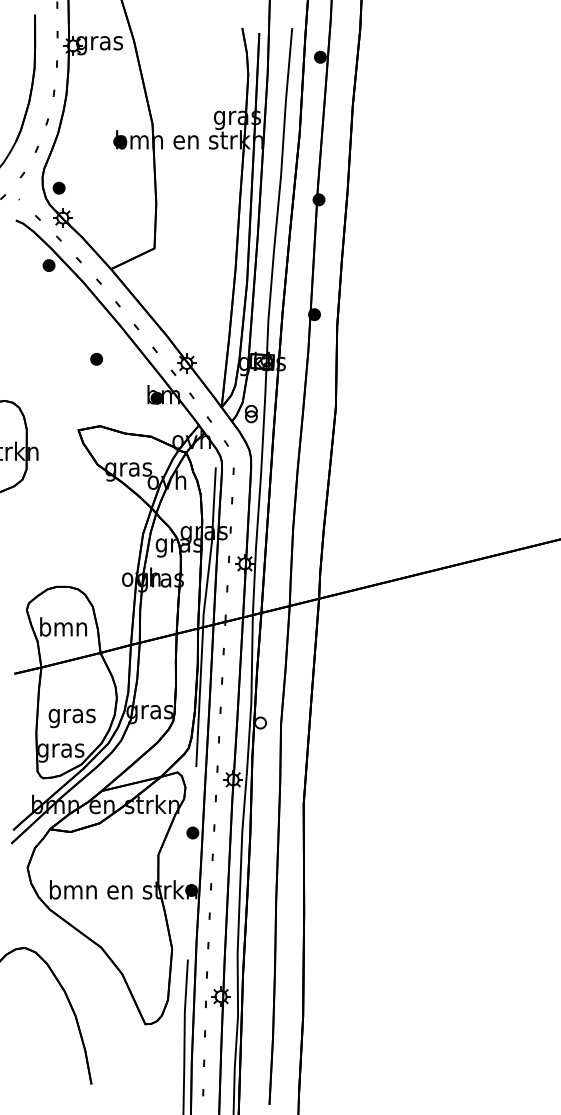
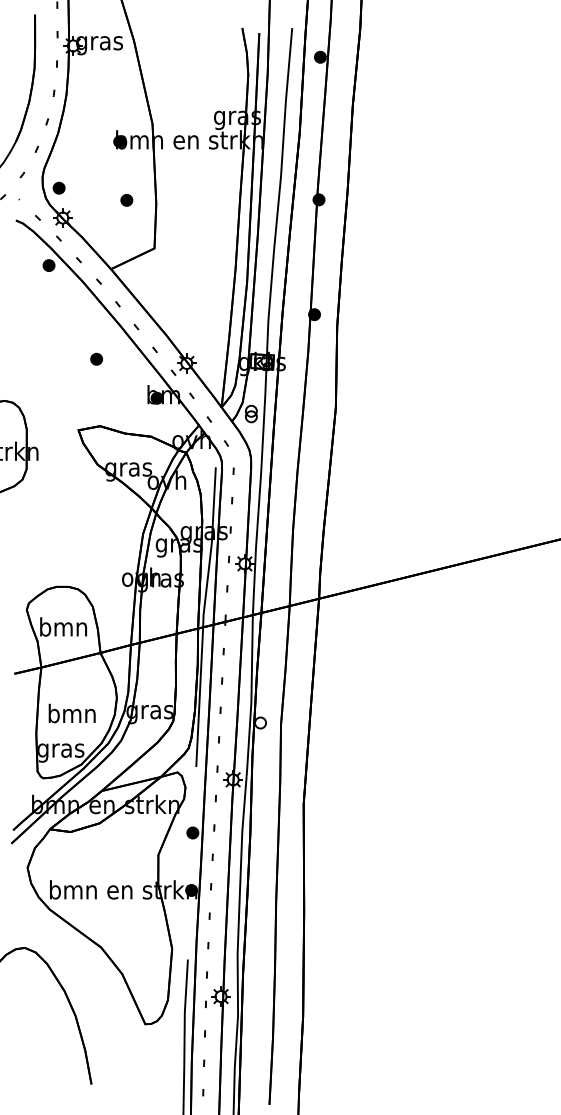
part: none -> present (126, 200)
text: gras -> bmn (71, 715)
